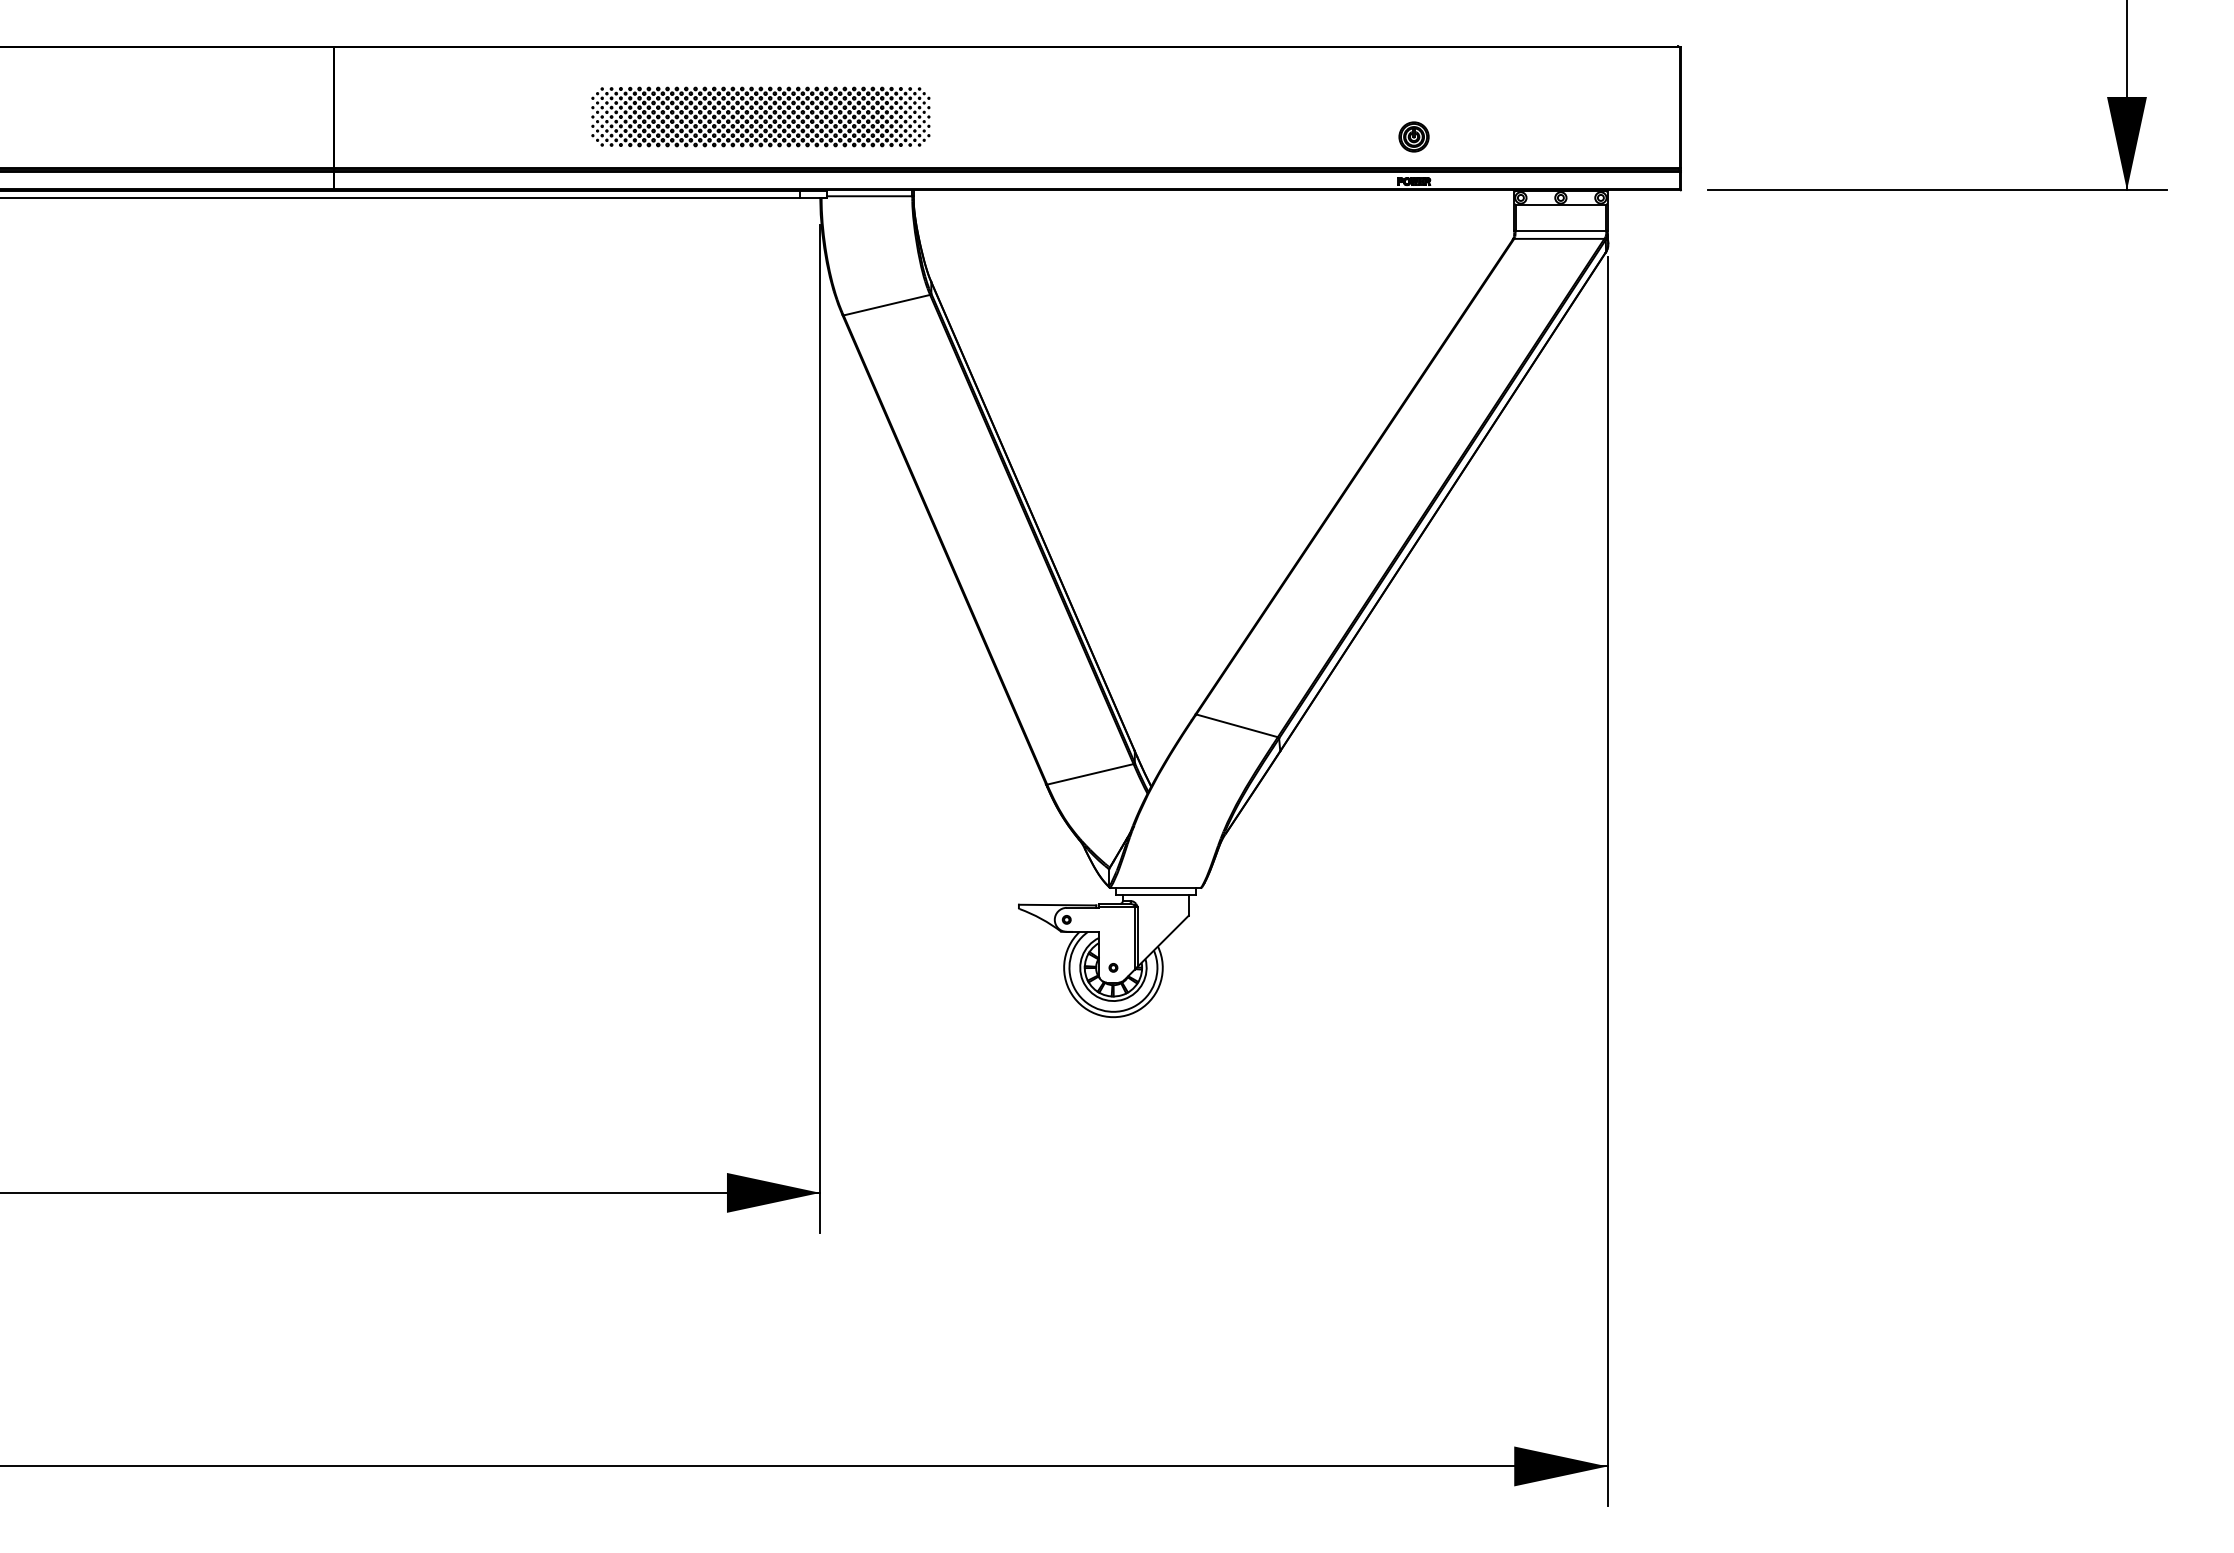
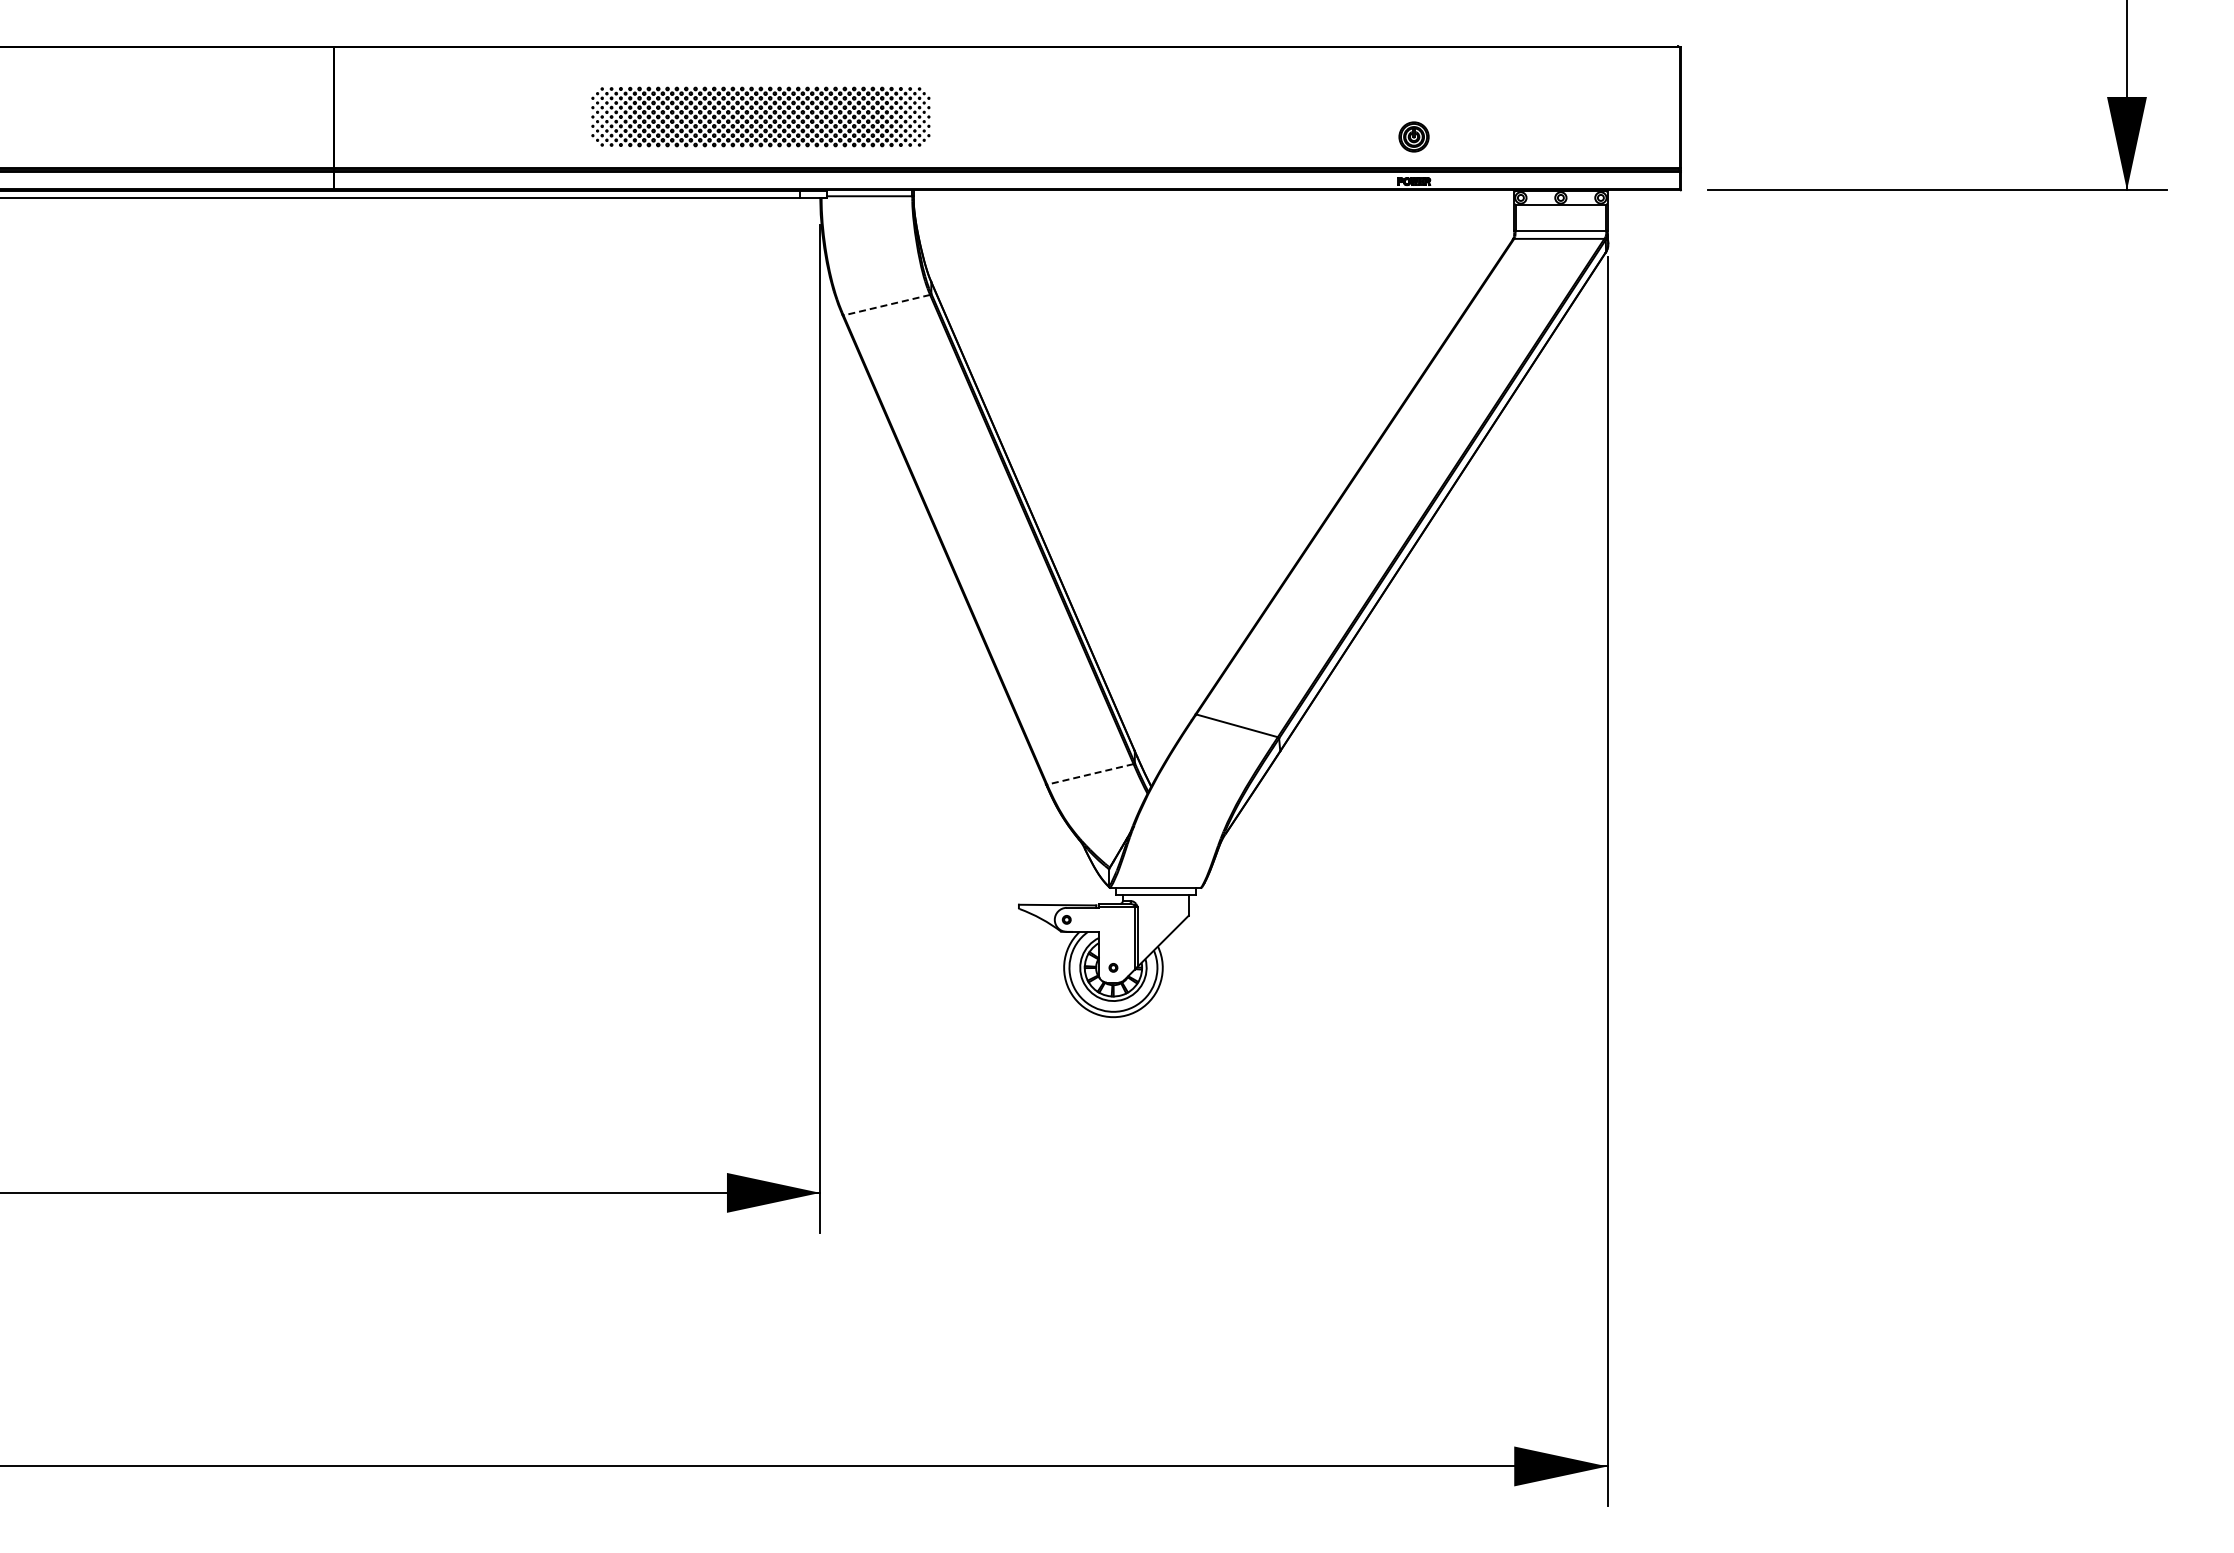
line: solid -> dashed (886, 305)
line: solid -> dashed (1089, 774)
